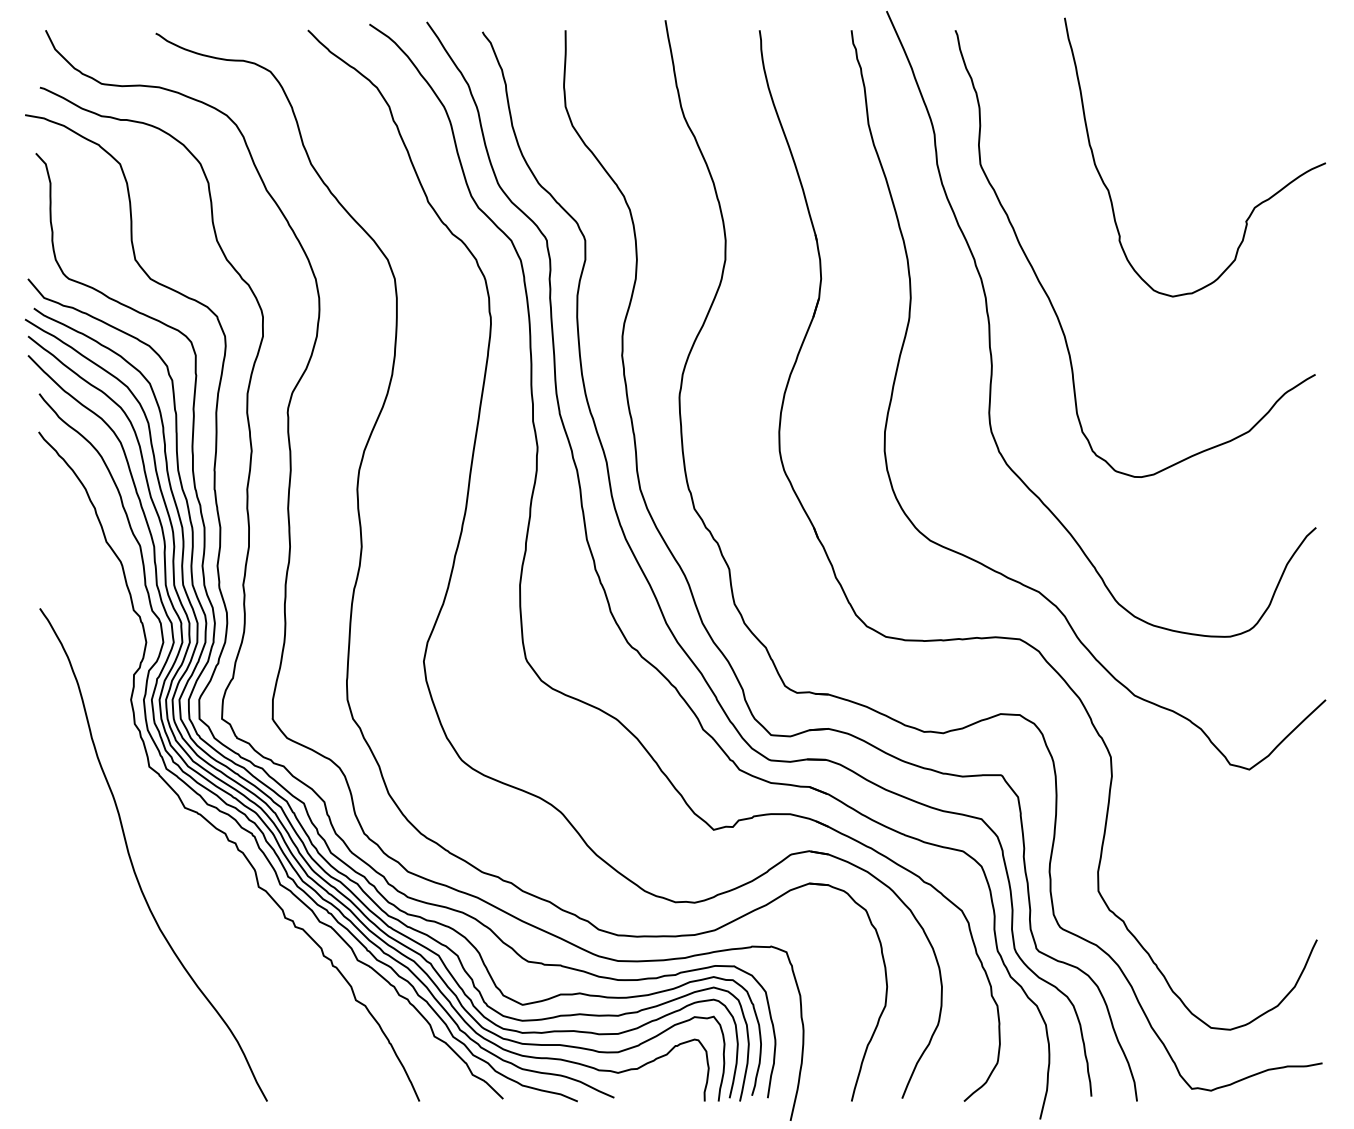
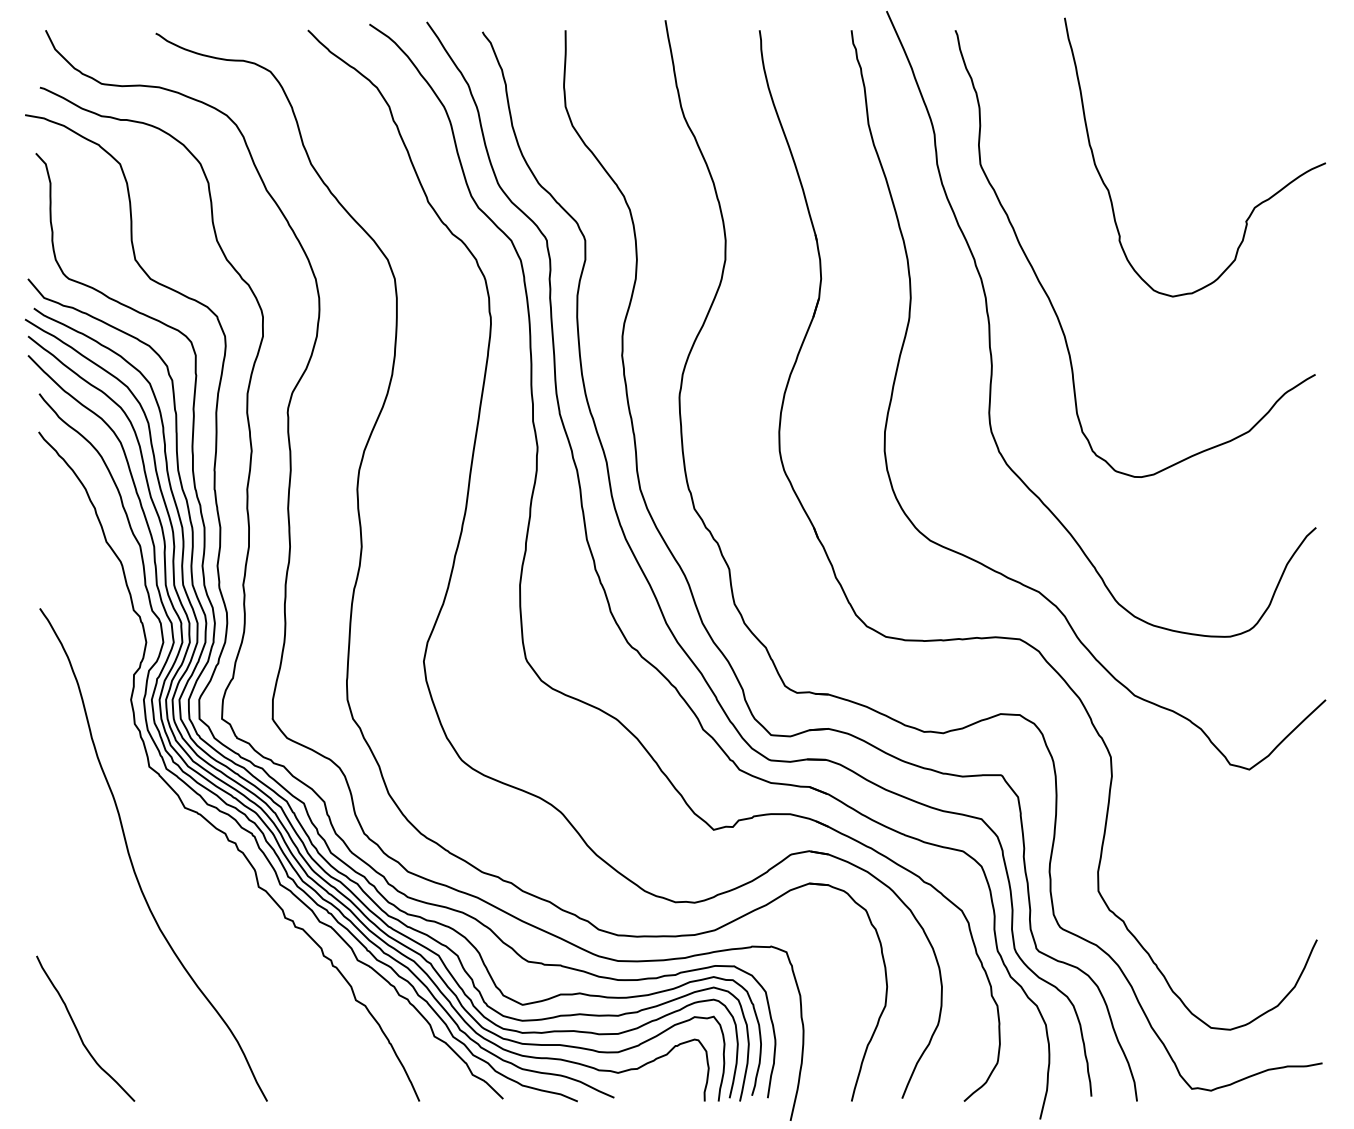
curve: none -> present (79, 1032)
